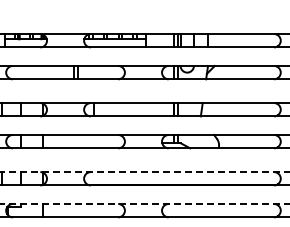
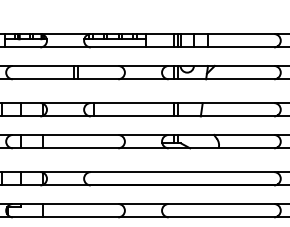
line: dashed -> solid (144, 172)
line: dashed -> solid (144, 204)
